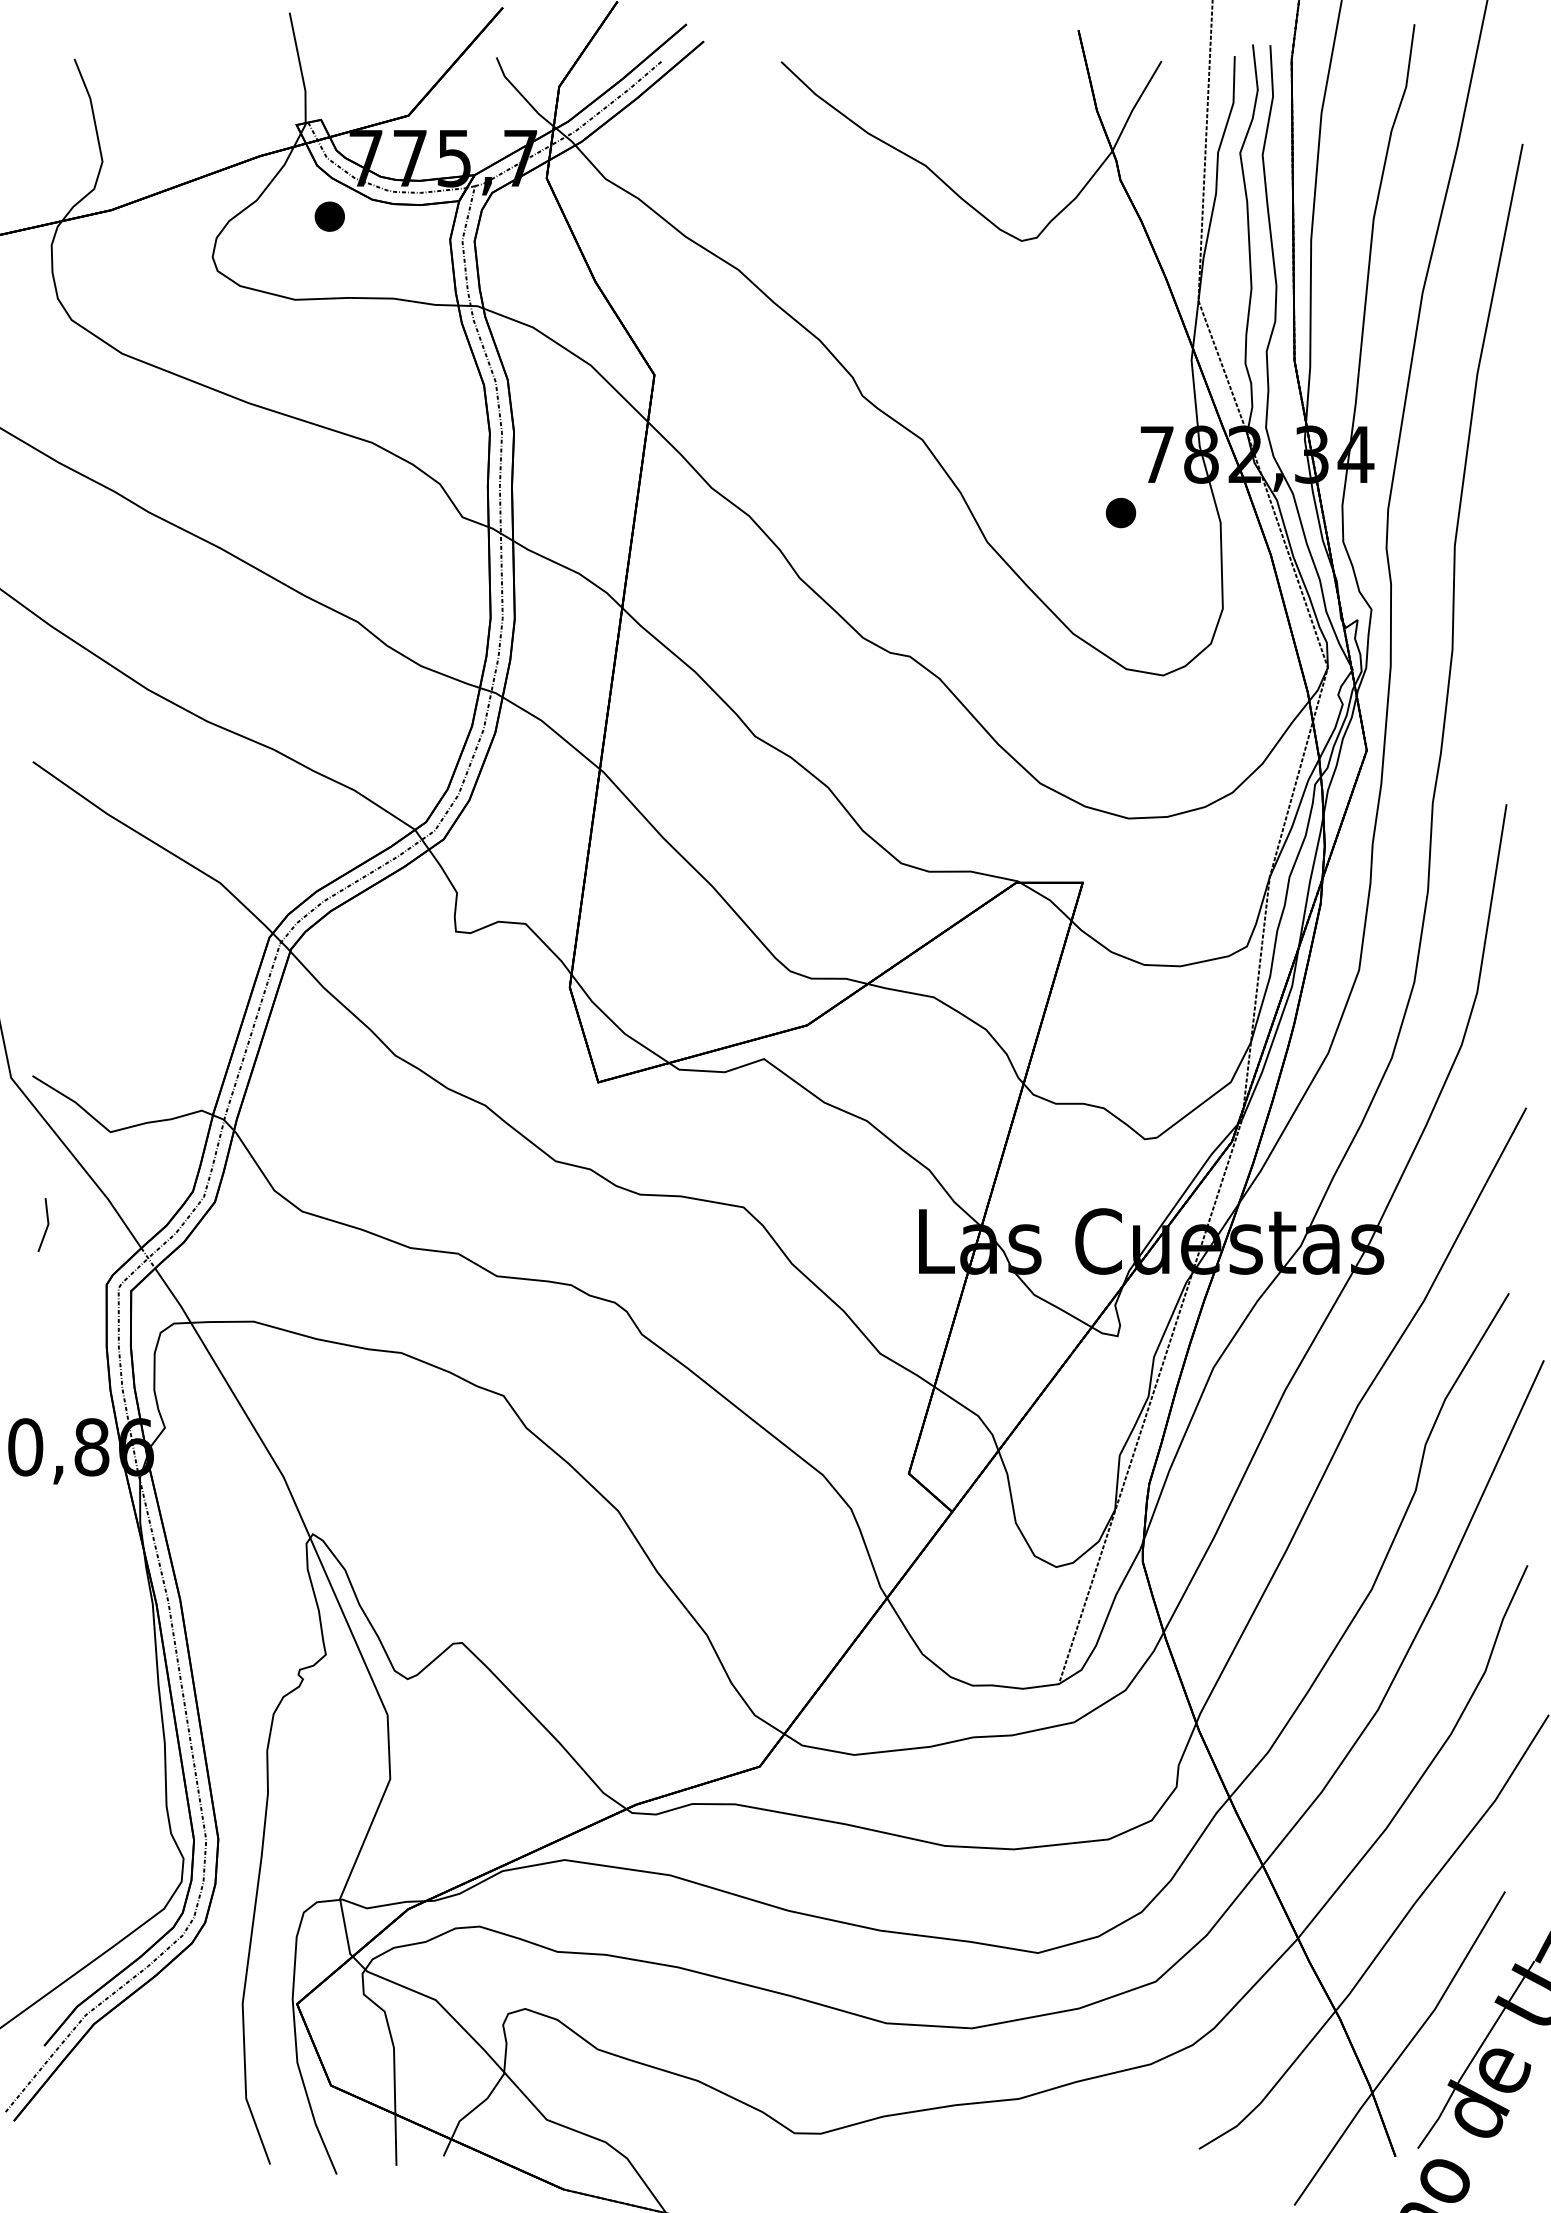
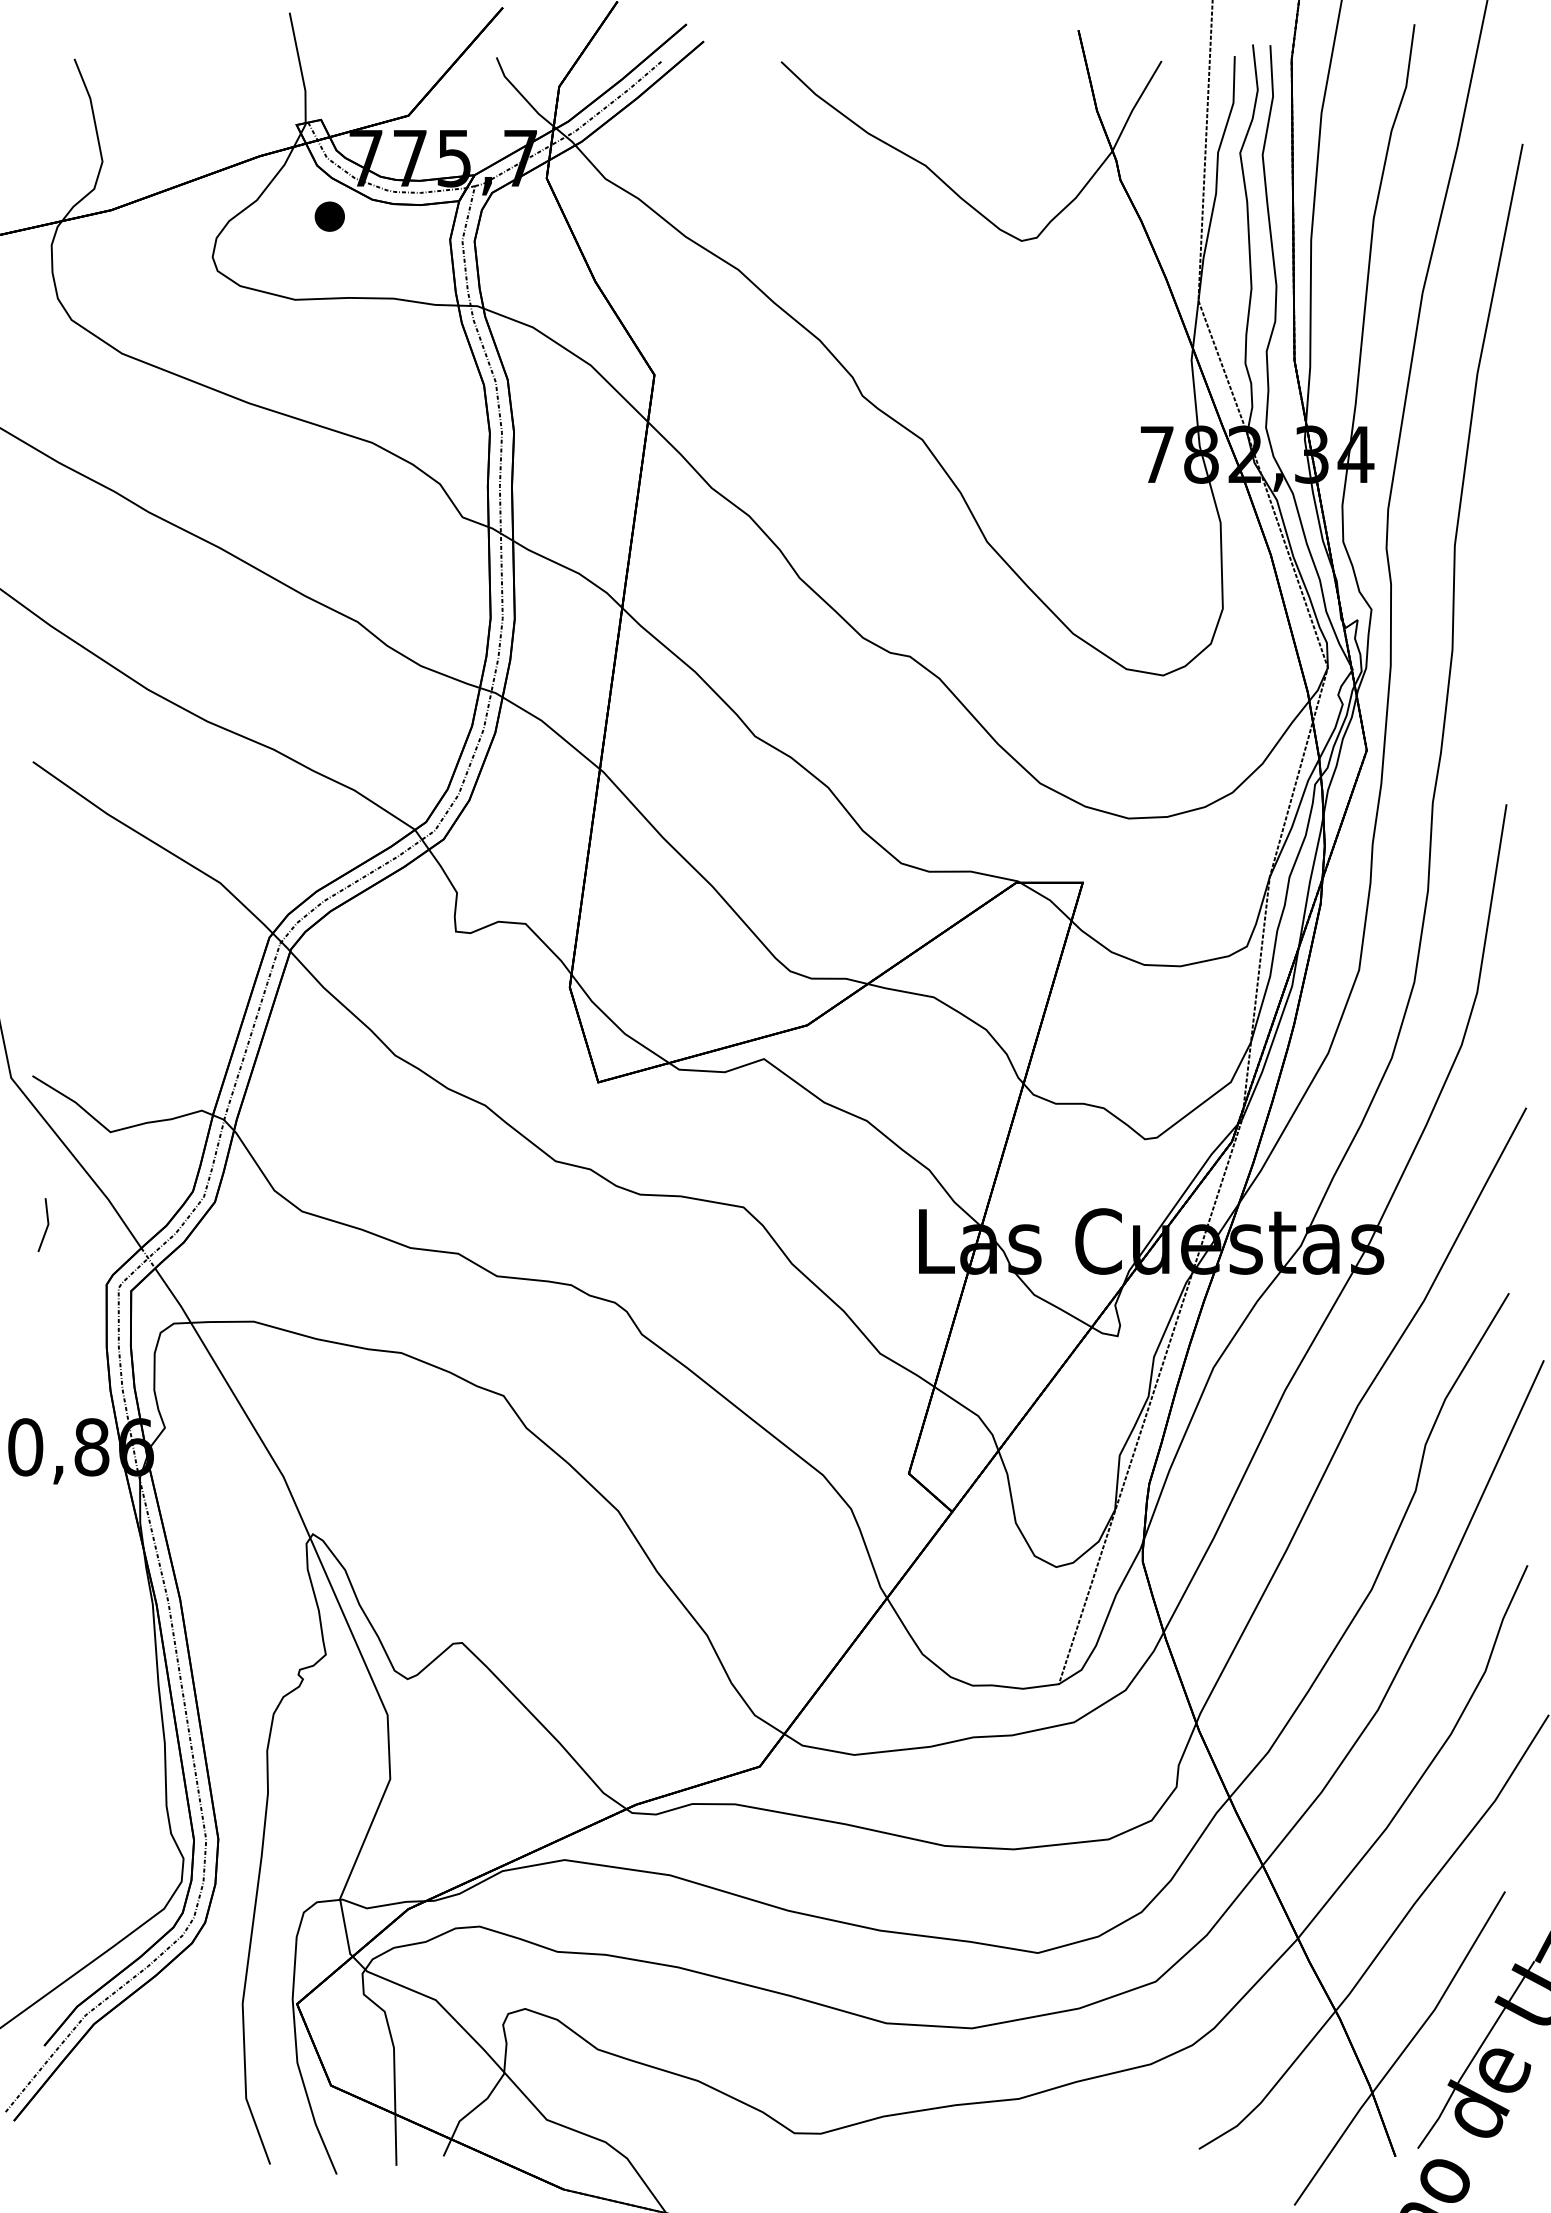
part: present -> none (1120, 513)
